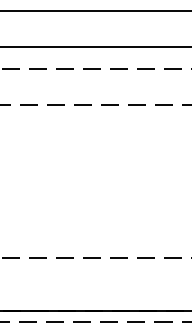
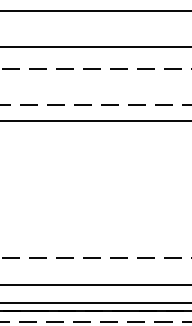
line: none -> present (95, 121)
line: none -> present (95, 285)
line: none -> present (95, 303)
